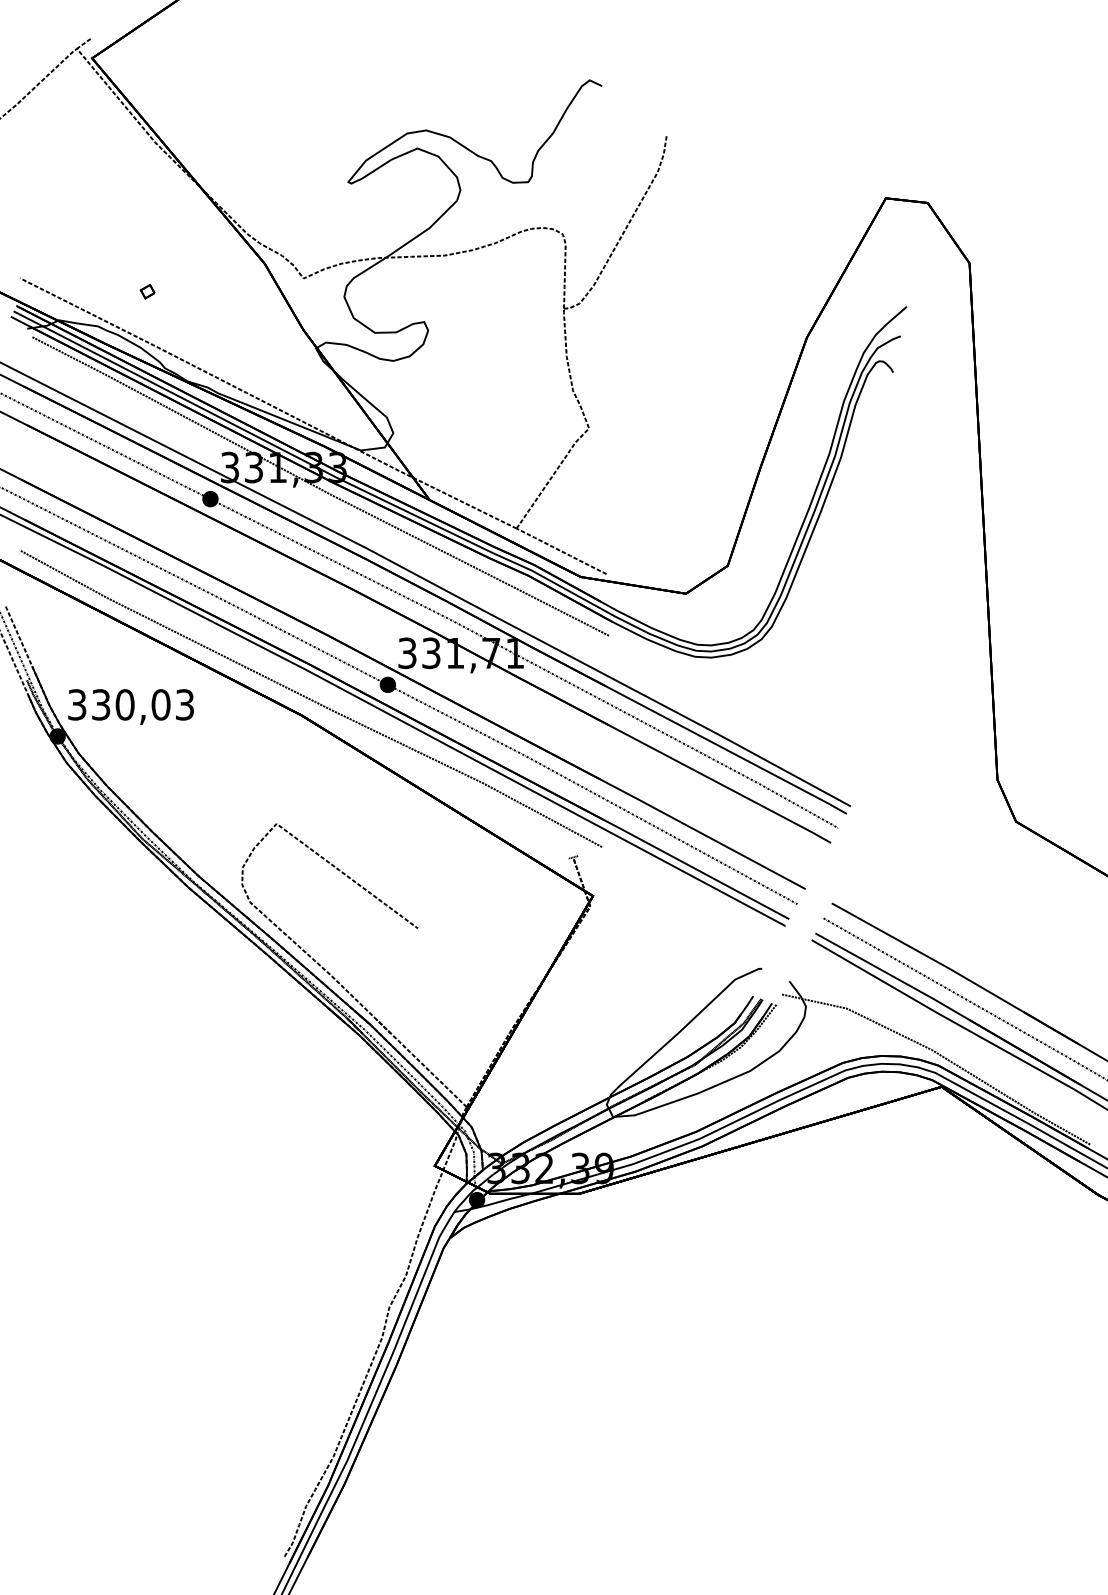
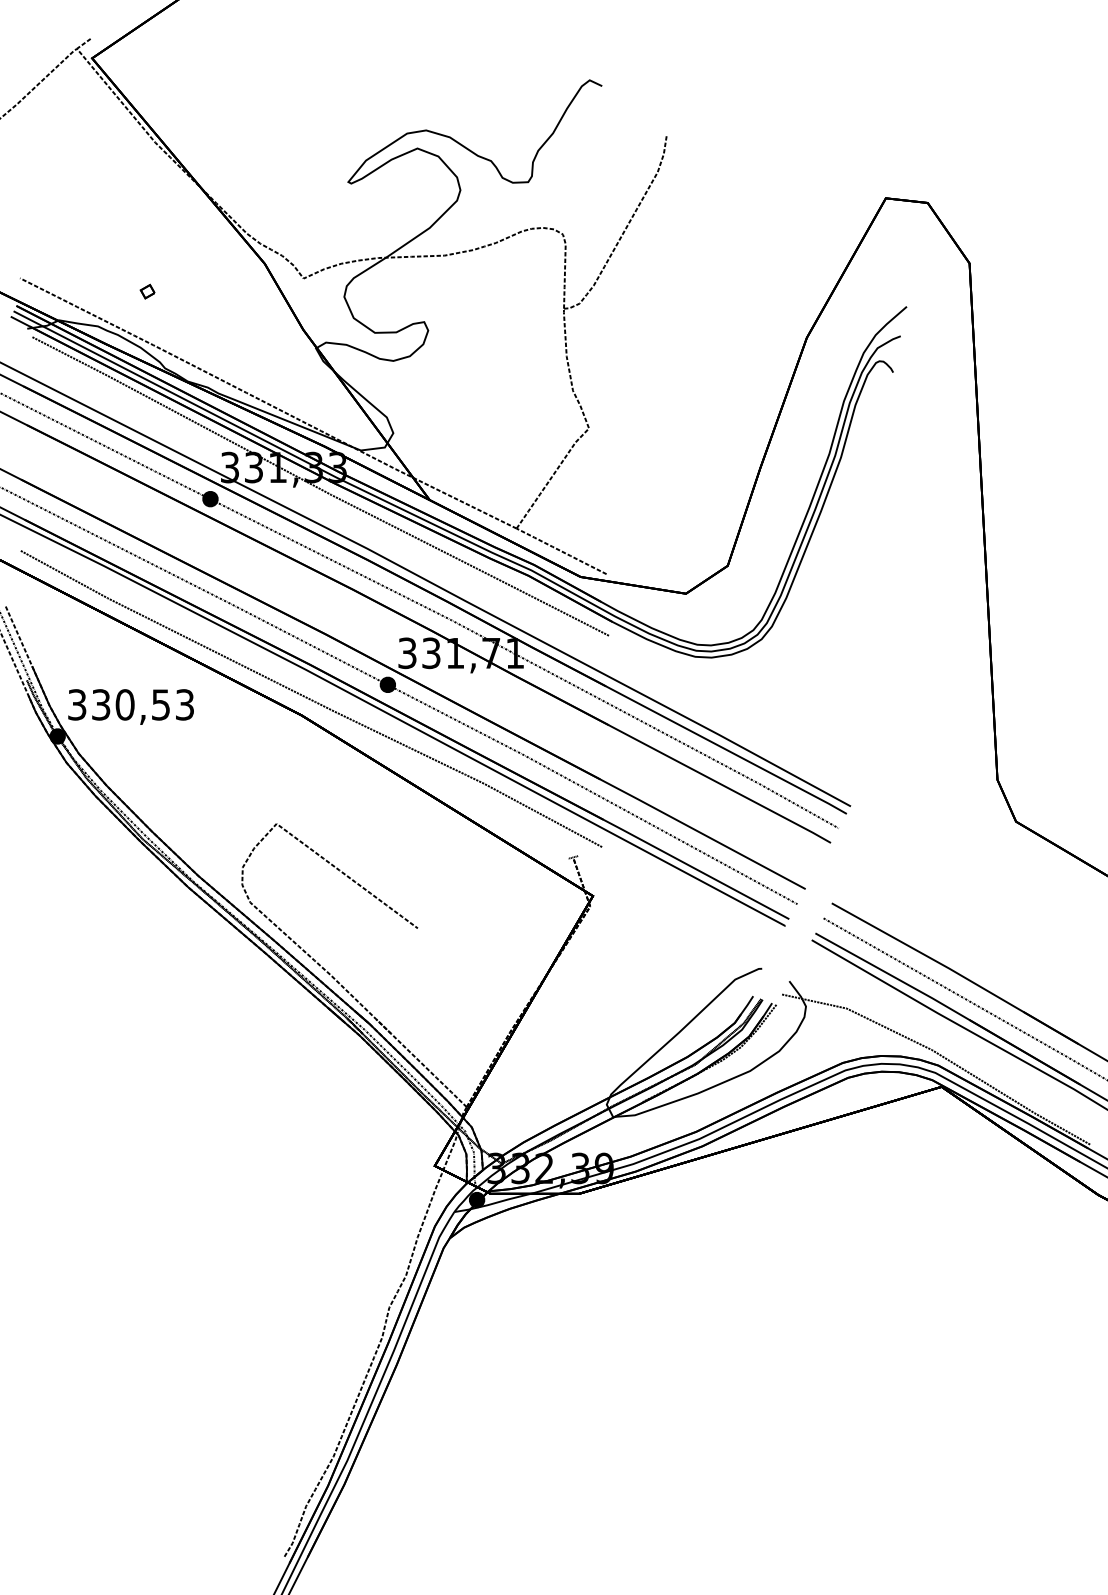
text: 330,03 -> 330,53 (160, 704)
